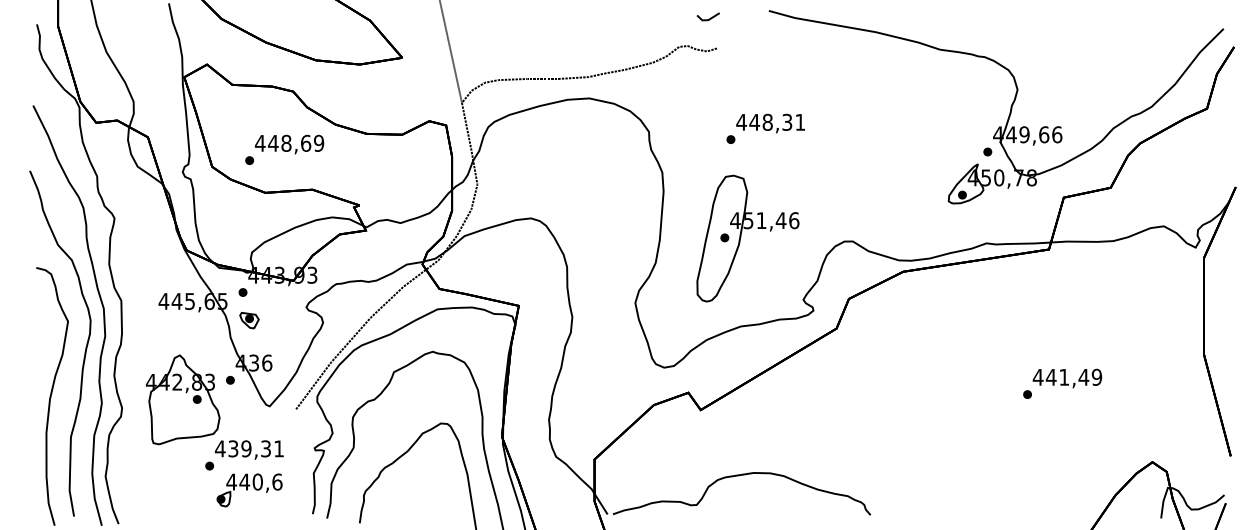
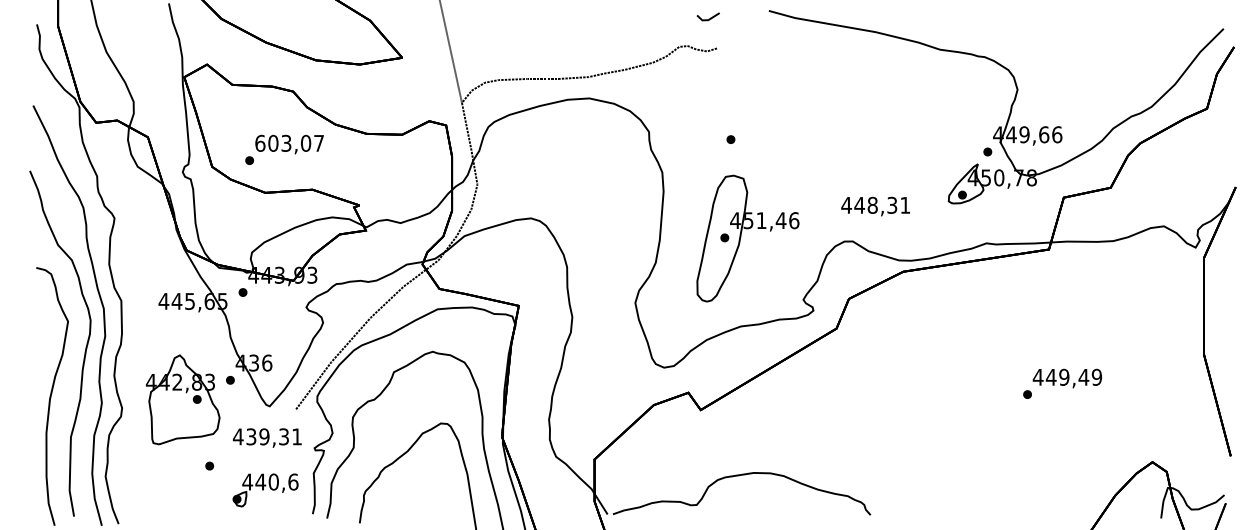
text position: (770, 123) -> (875, 206) (875, 206)
text: 448,69 -> 603,07 (289, 142)
part: present -> none (249, 320)
text: 441,49 -> 449,49 (1064, 376)
text position: (249, 449) -> (267, 437) (267, 437)
part position: (249, 490) -> (265, 490) (265, 490)
